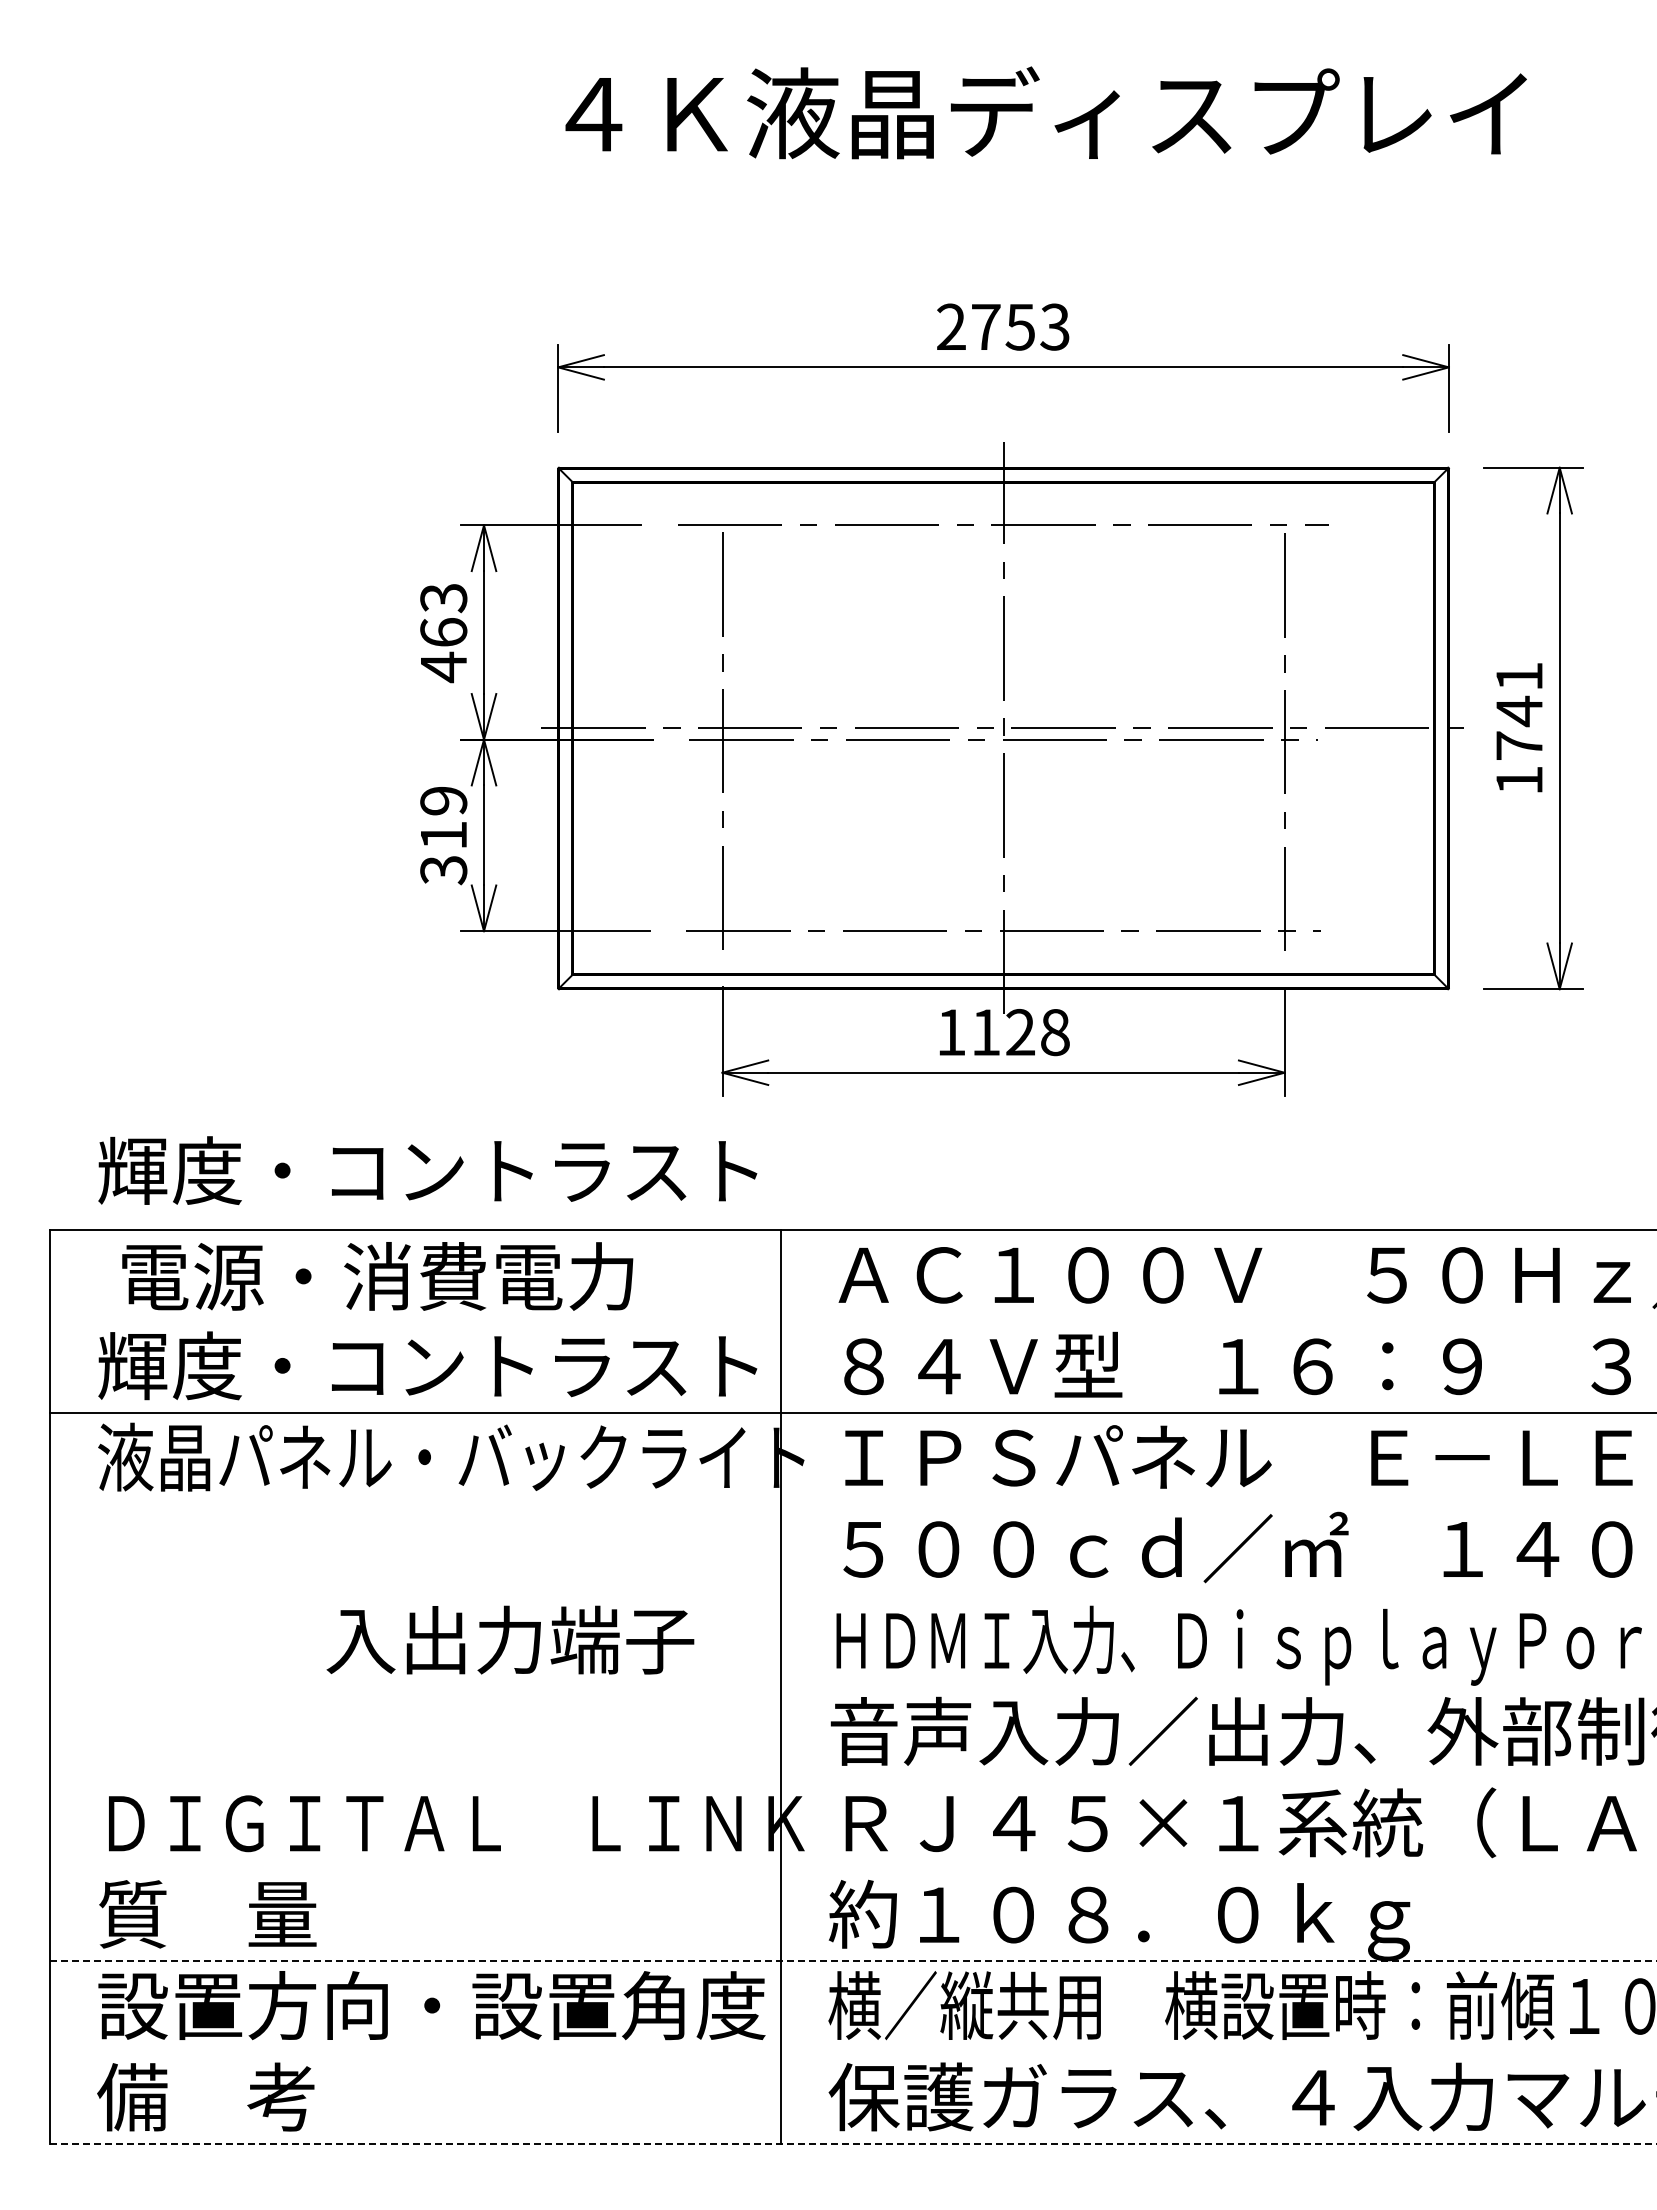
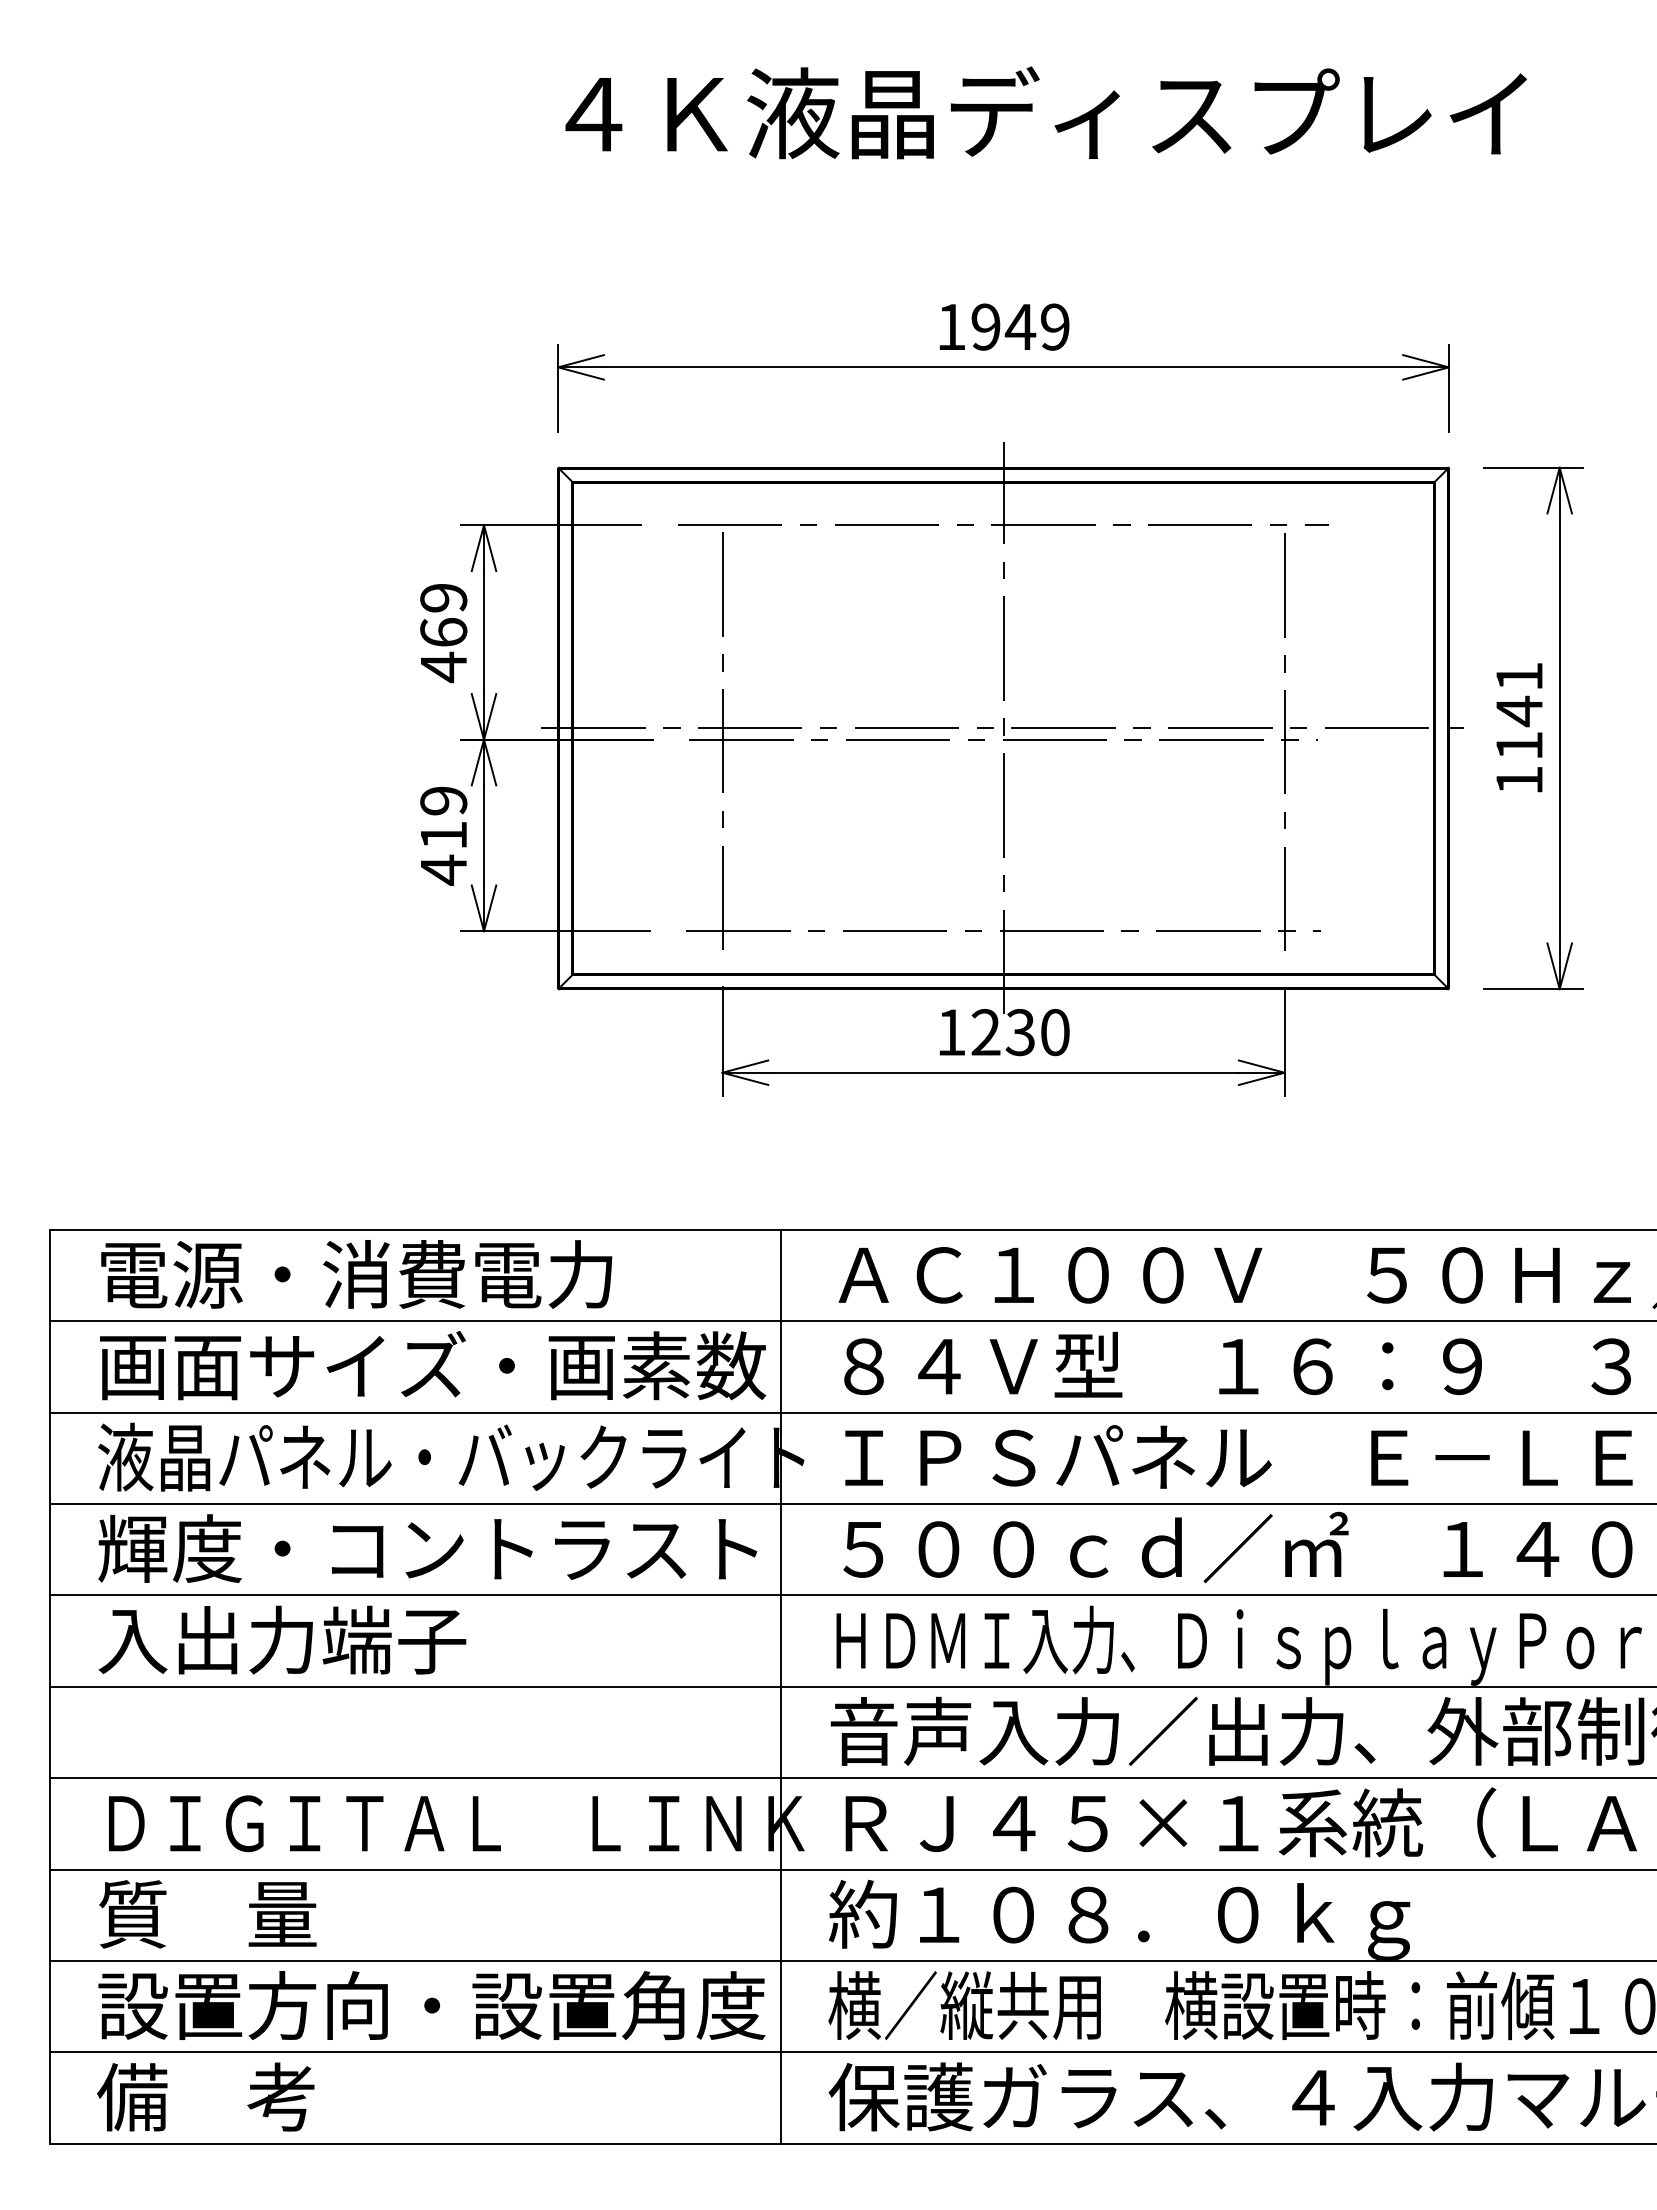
text: 2753 -> 1949 (1003, 326)
text: 463 -> 469 (443, 598)
text: 1741 -> 1141 (1519, 745)
text: 319 -> 419 (443, 870)
text: 1128 -> 1230 (1020, 1032)
text position: (427, 1170) -> (427, 1548) (427, 1548)
text position: (377, 1276) -> (356, 1274) (356, 1274)
line: none -> present (851, 1321)
text: 輝度・コントラスト -> 画面サイズ・画素数 (432, 1365)
line: none -> present (851, 1503)
line: none -> present (851, 1595)
text position: (510, 1639) -> (282, 1639) (282, 1639)
line: none -> present (851, 1686)
line: none -> present (851, 1778)
line: none -> present (851, 1869)
line: dashed -> solid (853, 1960)
line: none -> present (851, 2052)
line: dashed -> solid (853, 2143)
